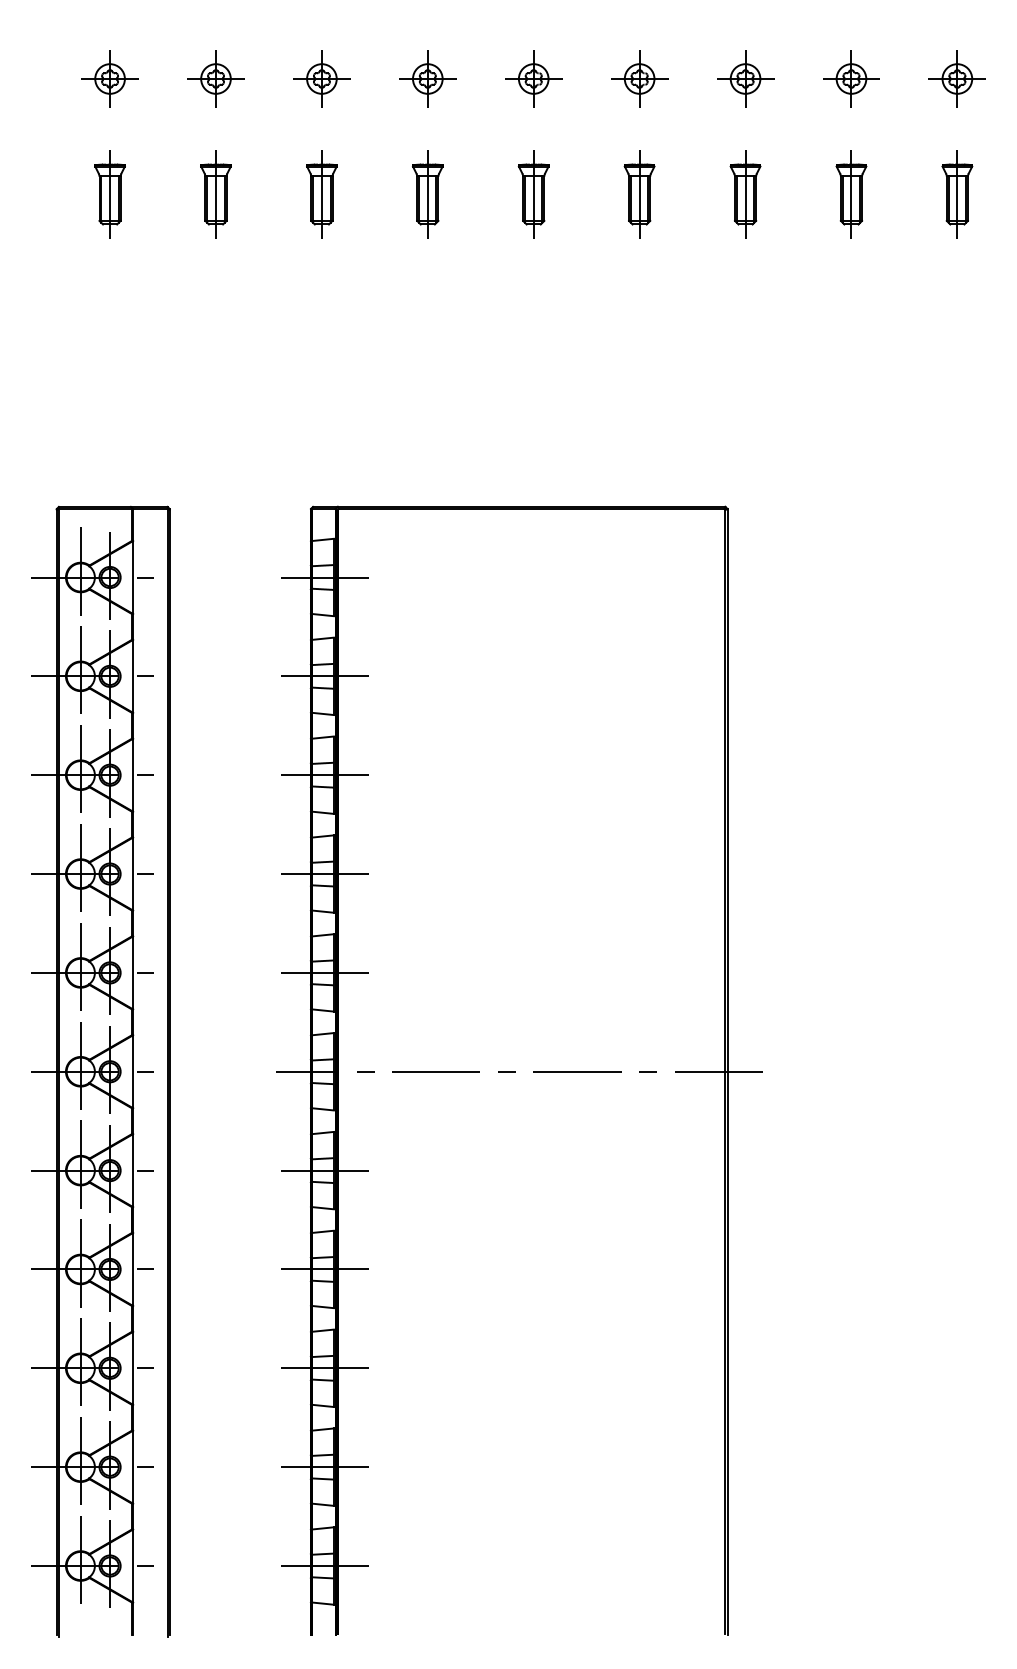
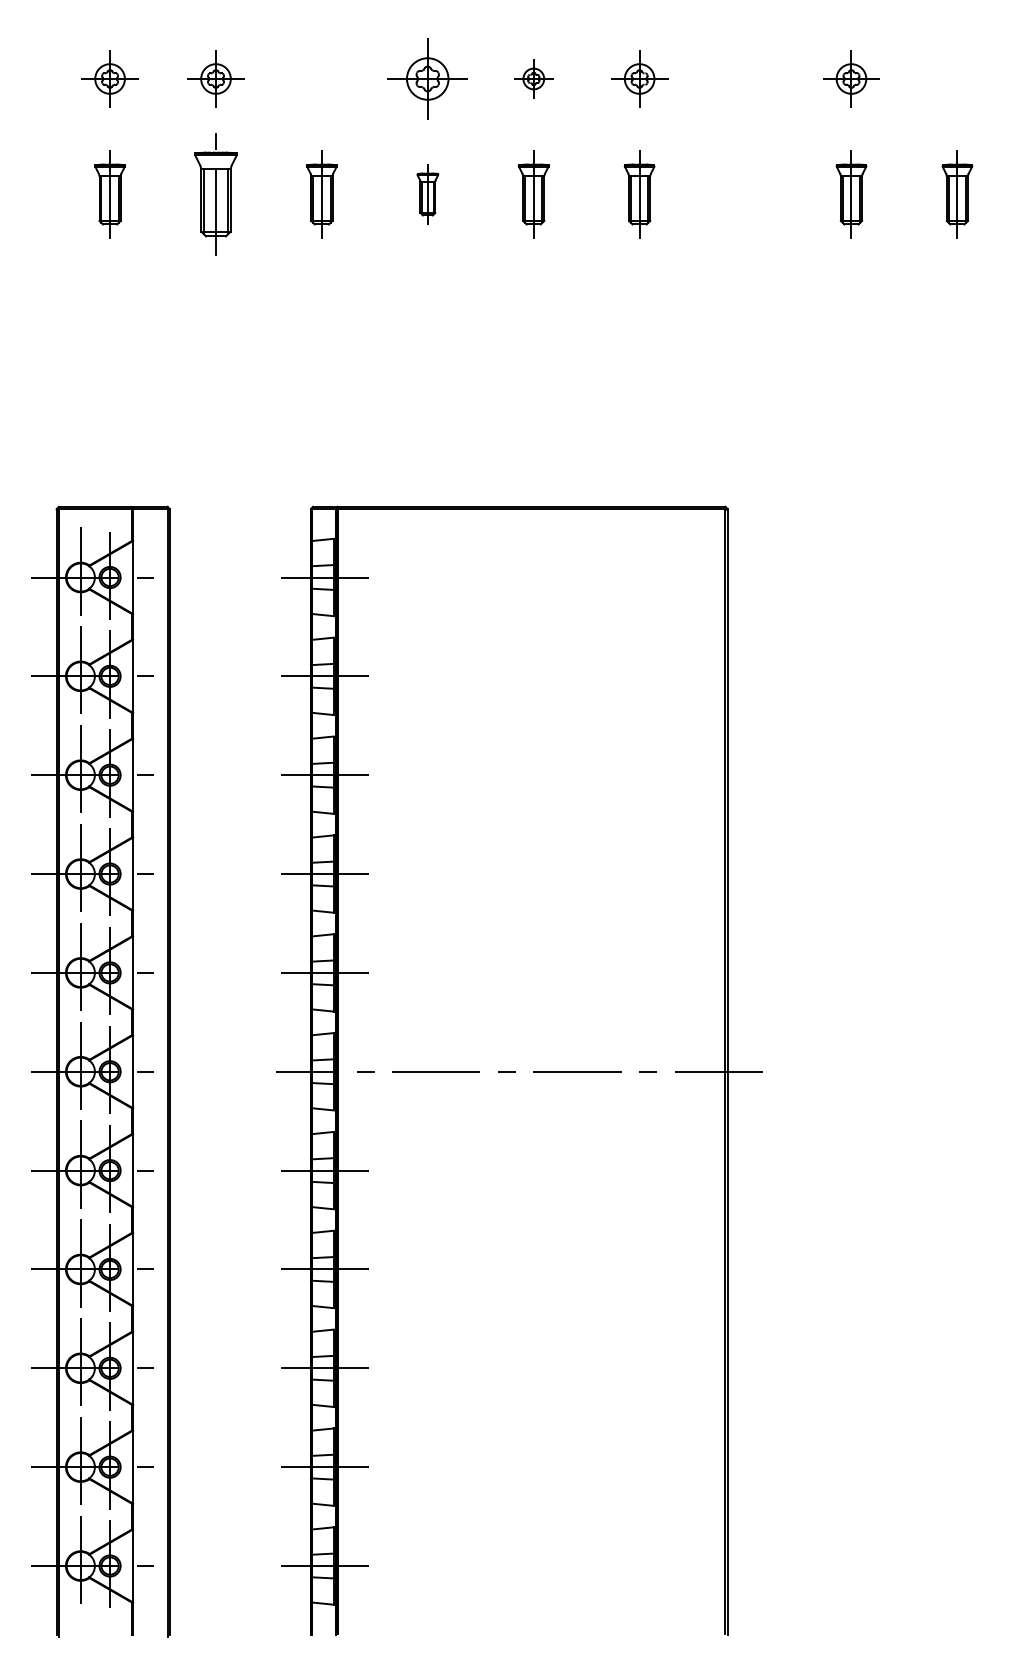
part: present -> none (321, 78)
part size: 58x58 px -> 81x82 px (427, 78)
part size: 58x58 px -> 40x40 px (533, 78)
part: present -> none (745, 78)
part: present -> none (956, 78)
part size: 32x89 px -> 44x123 px (215, 194)
part size: 32x89 px -> 24x61 px (427, 194)
part: present -> none (745, 194)
